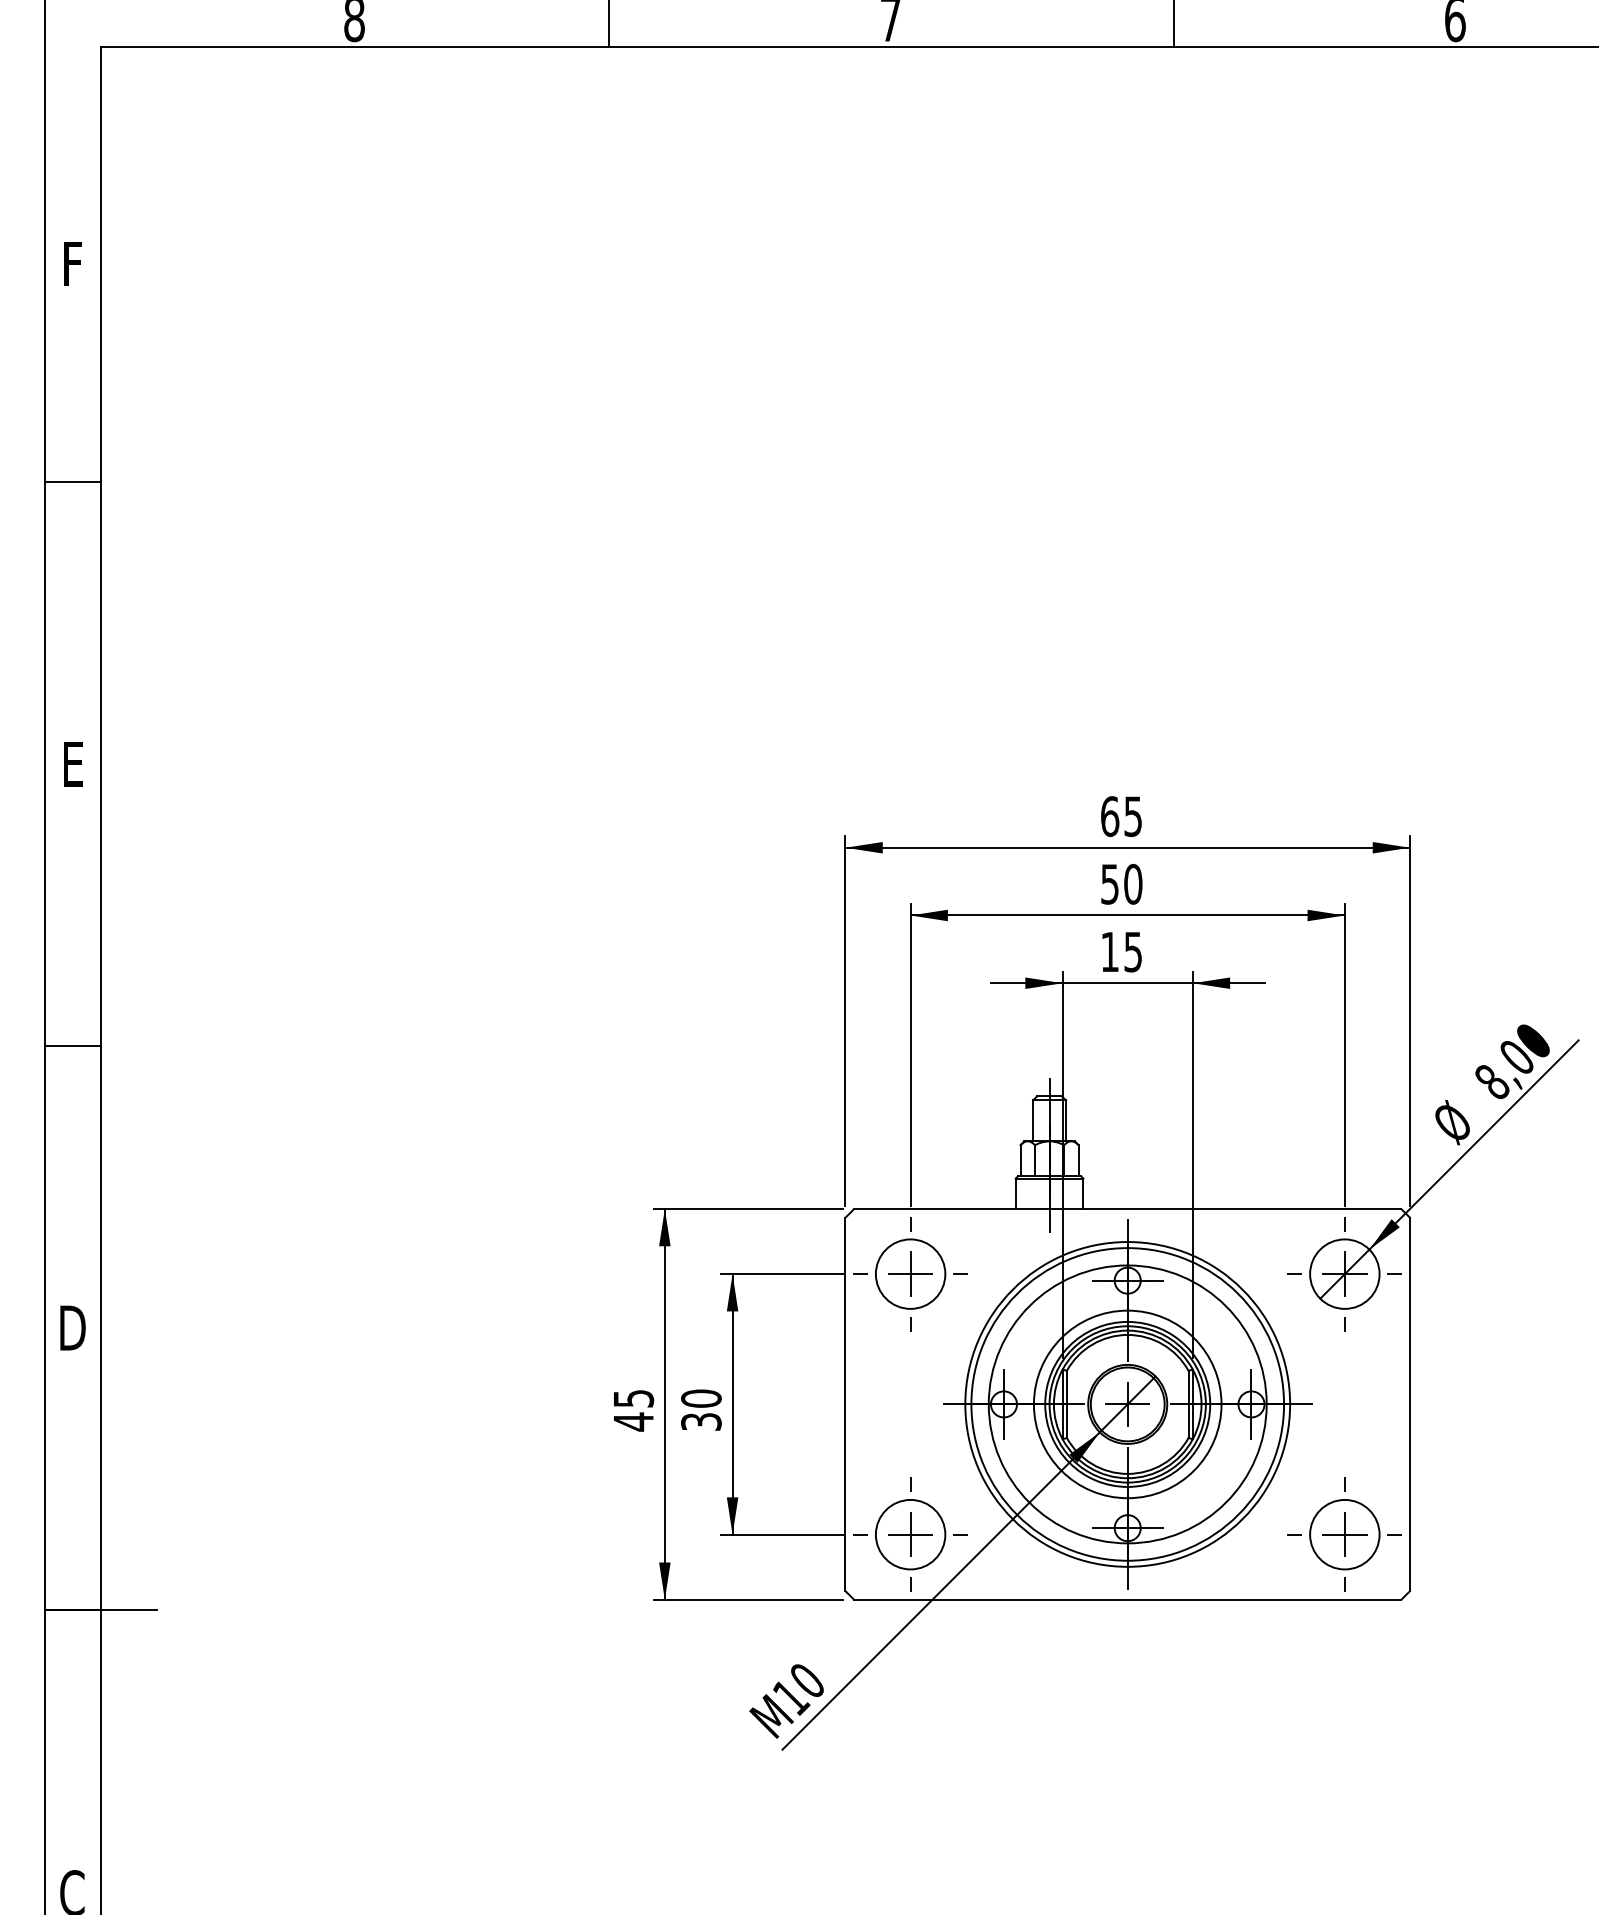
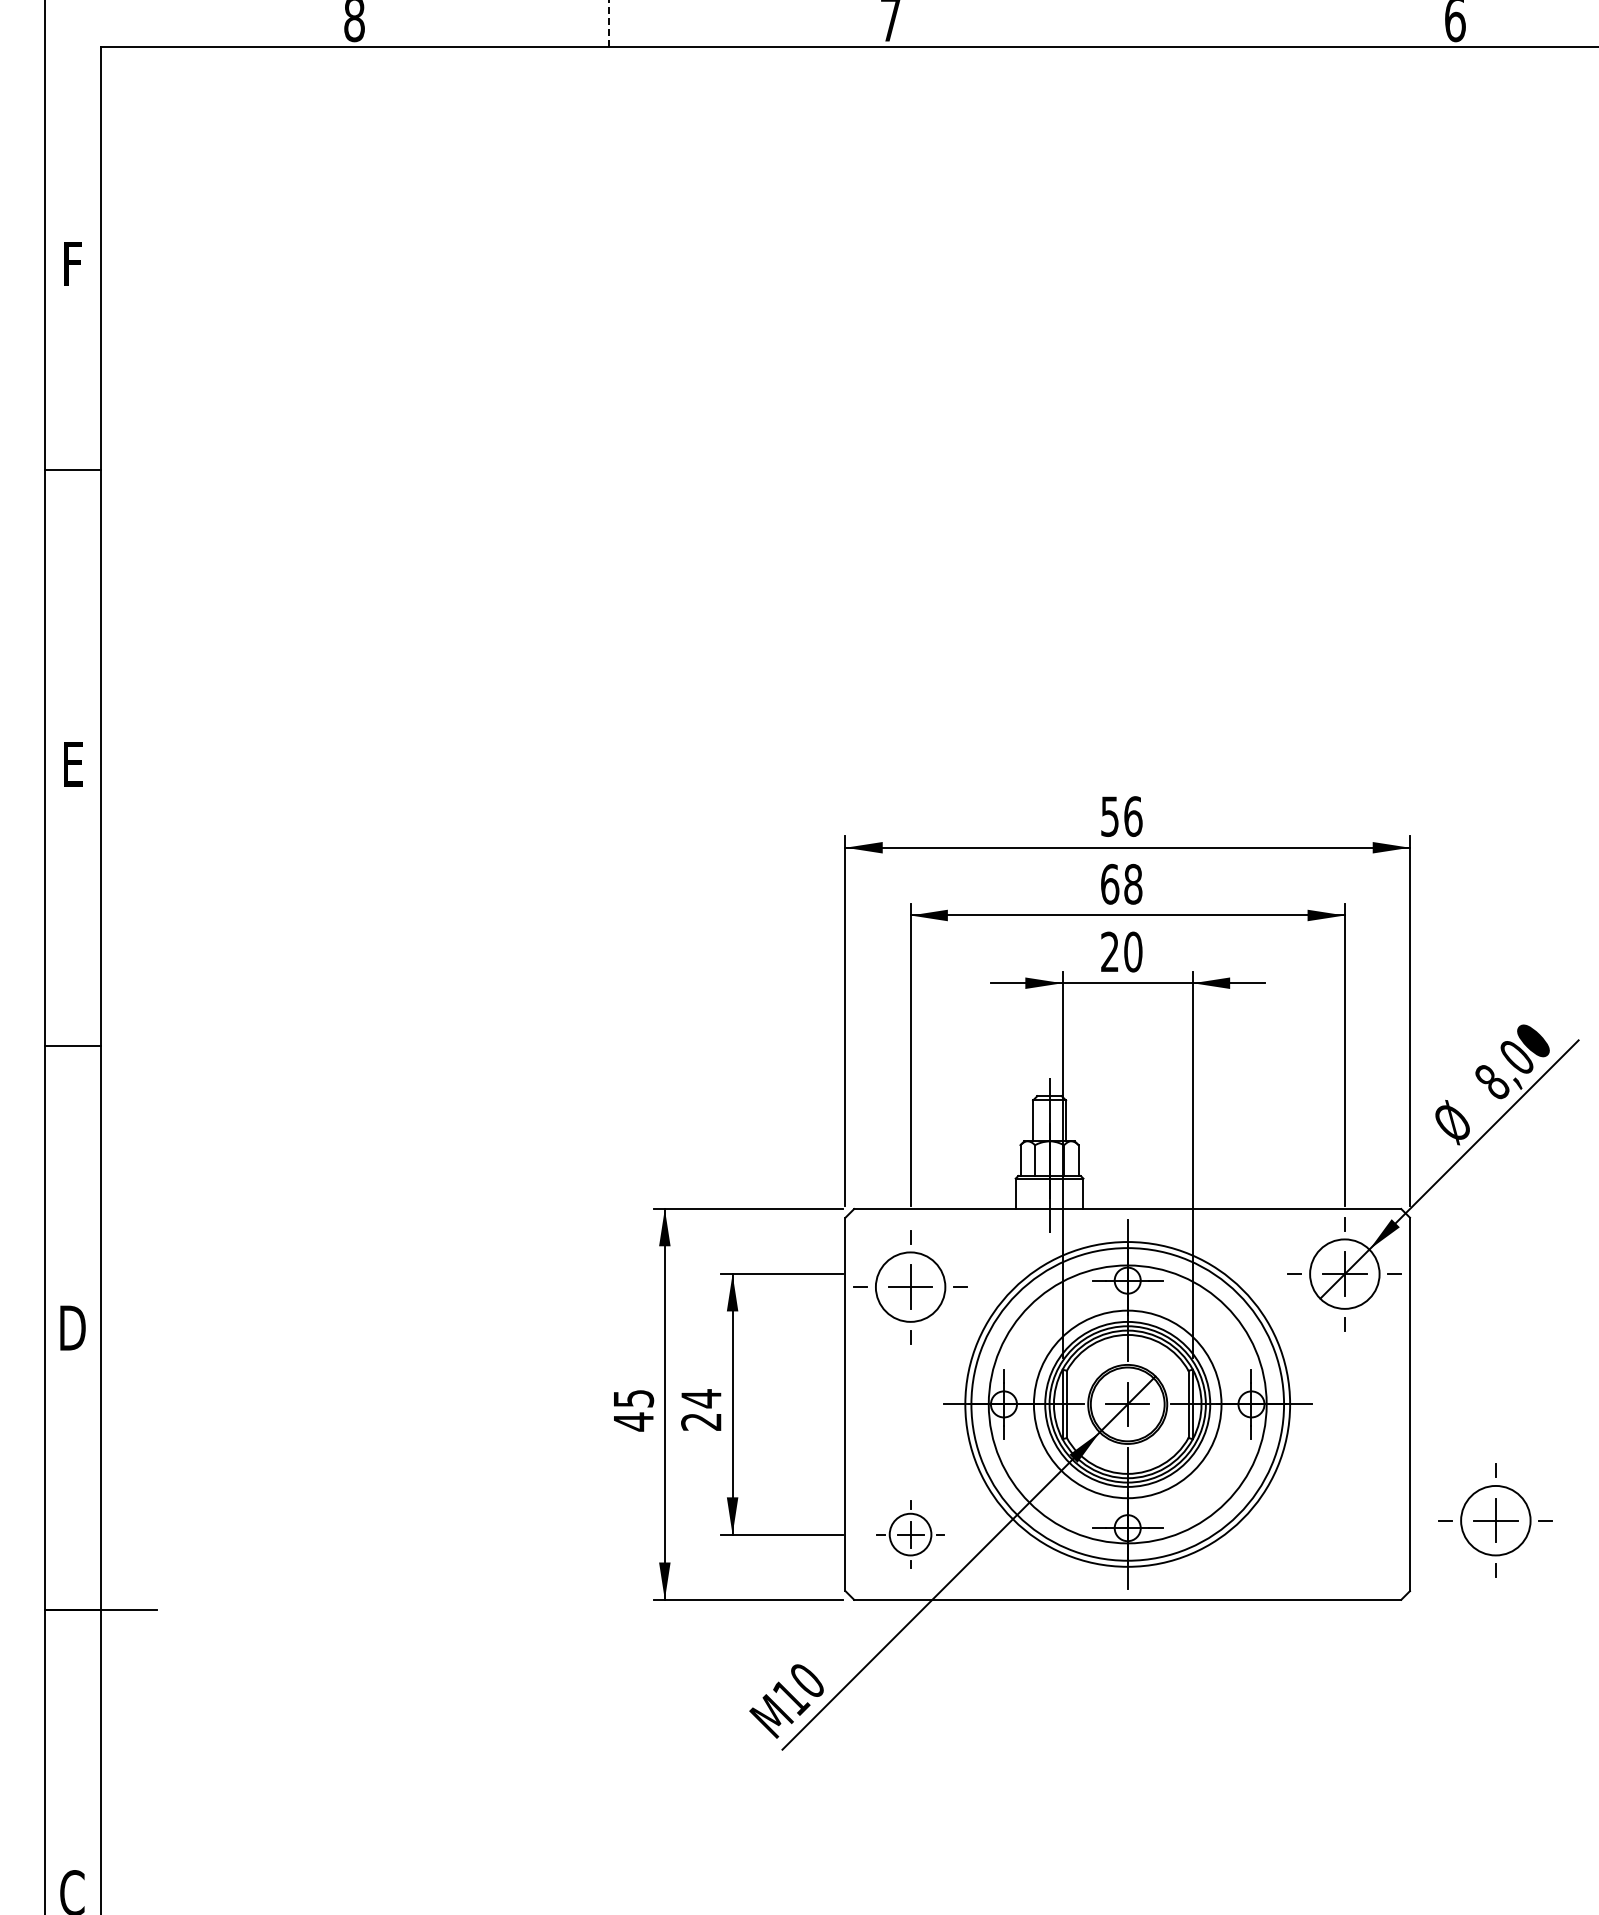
line: solid -> dashed (609, 23)
line: present -> none (1173, 24)
line position: (72, 481) -> (72, 469) (72, 469)
text: 65 -> 56 (1121, 816)
text: 50 -> 68 (1121, 883)
text: 15 -> 20 (1121, 951)
part position: (910, 1274) -> (910, 1287) (910, 1287)
text: 30 -> 24 (701, 1409)
part size: 115x115 px -> 69x69 px (910, 1534)
part position: (1344, 1534) -> (1495, 1520) (1495, 1520)
